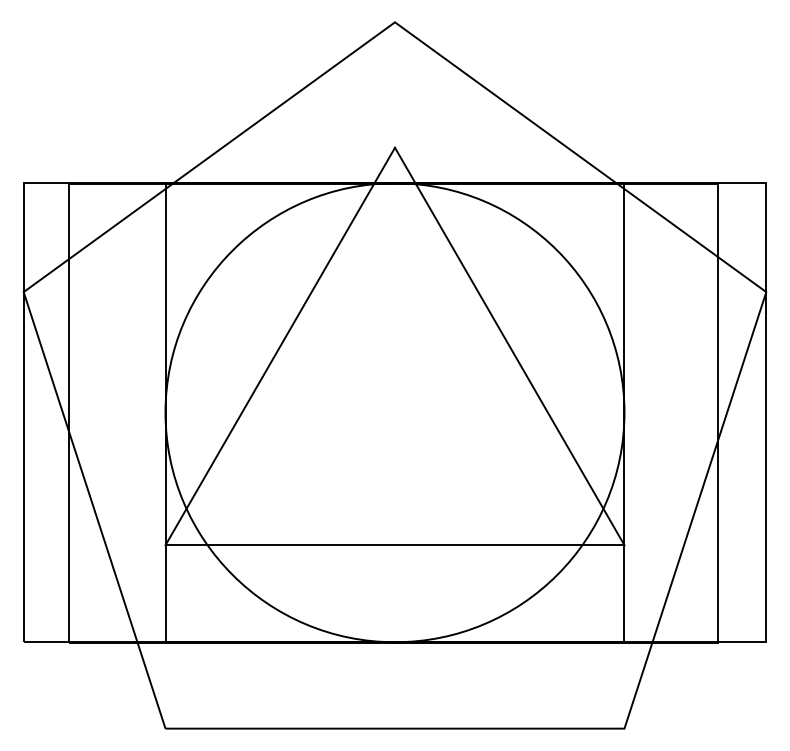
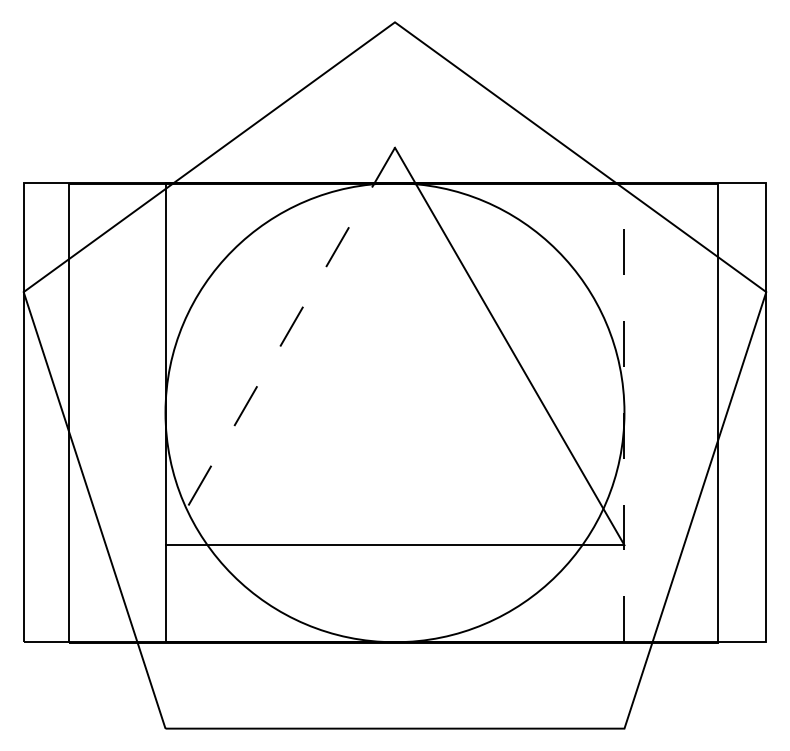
line: solid -> dashed (280, 346)
line: solid -> dashed (624, 412)
